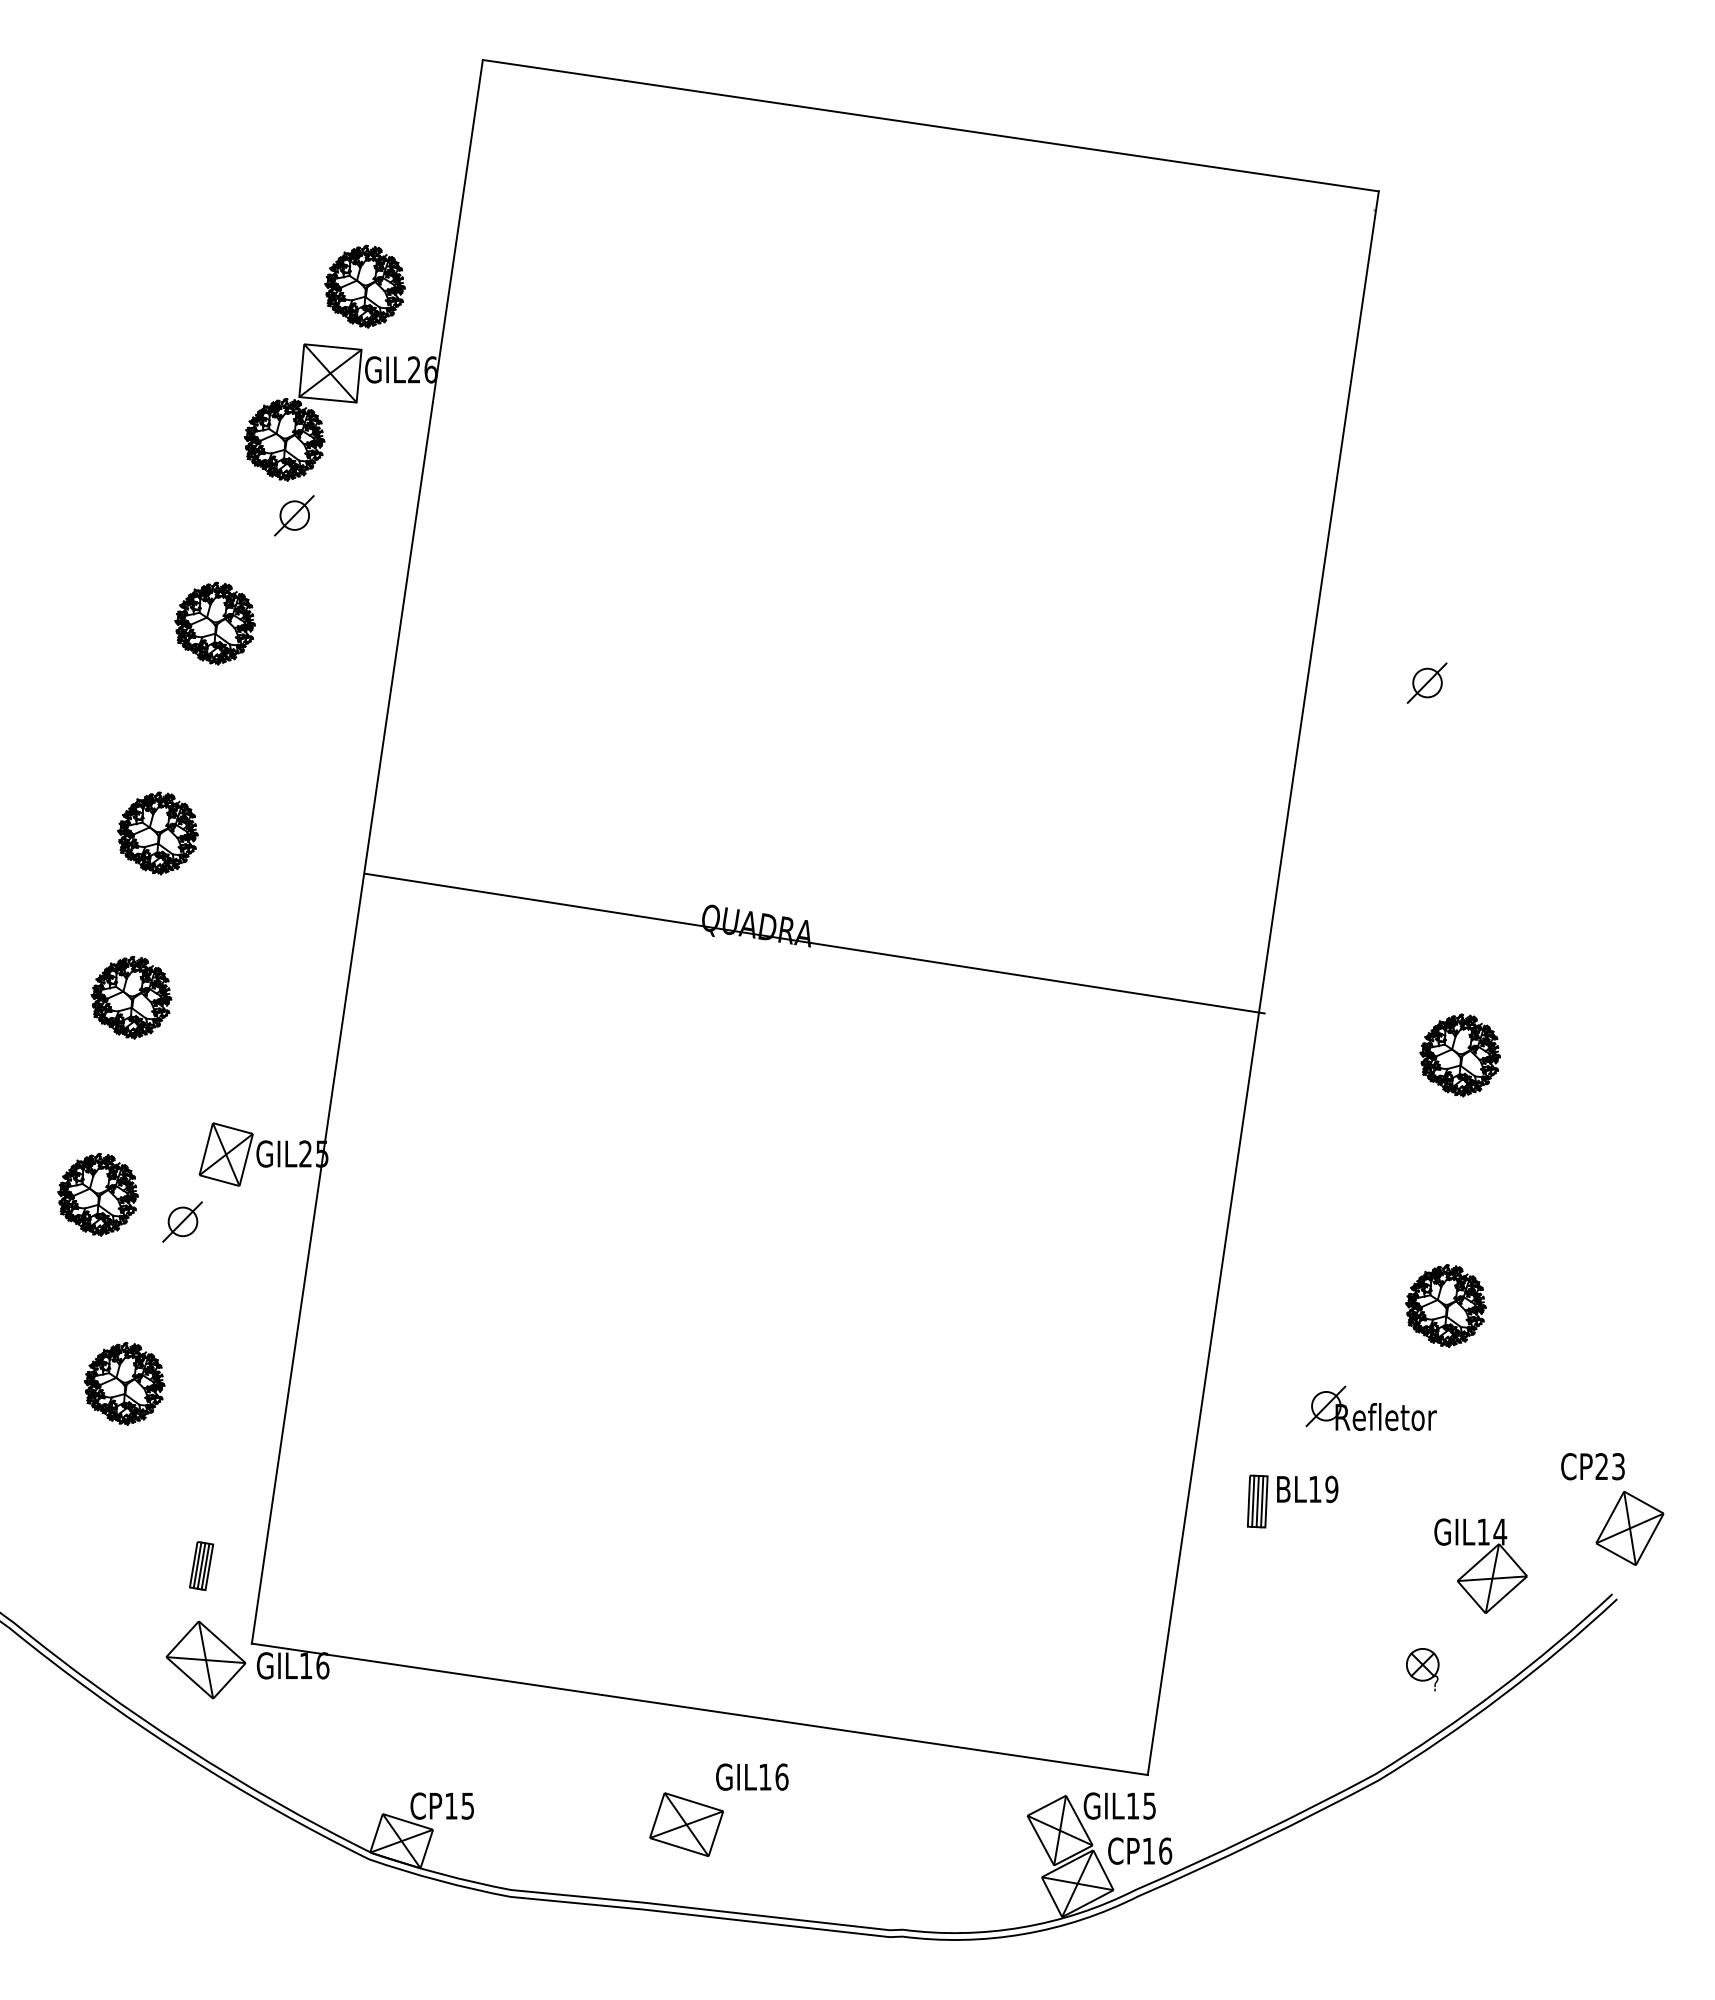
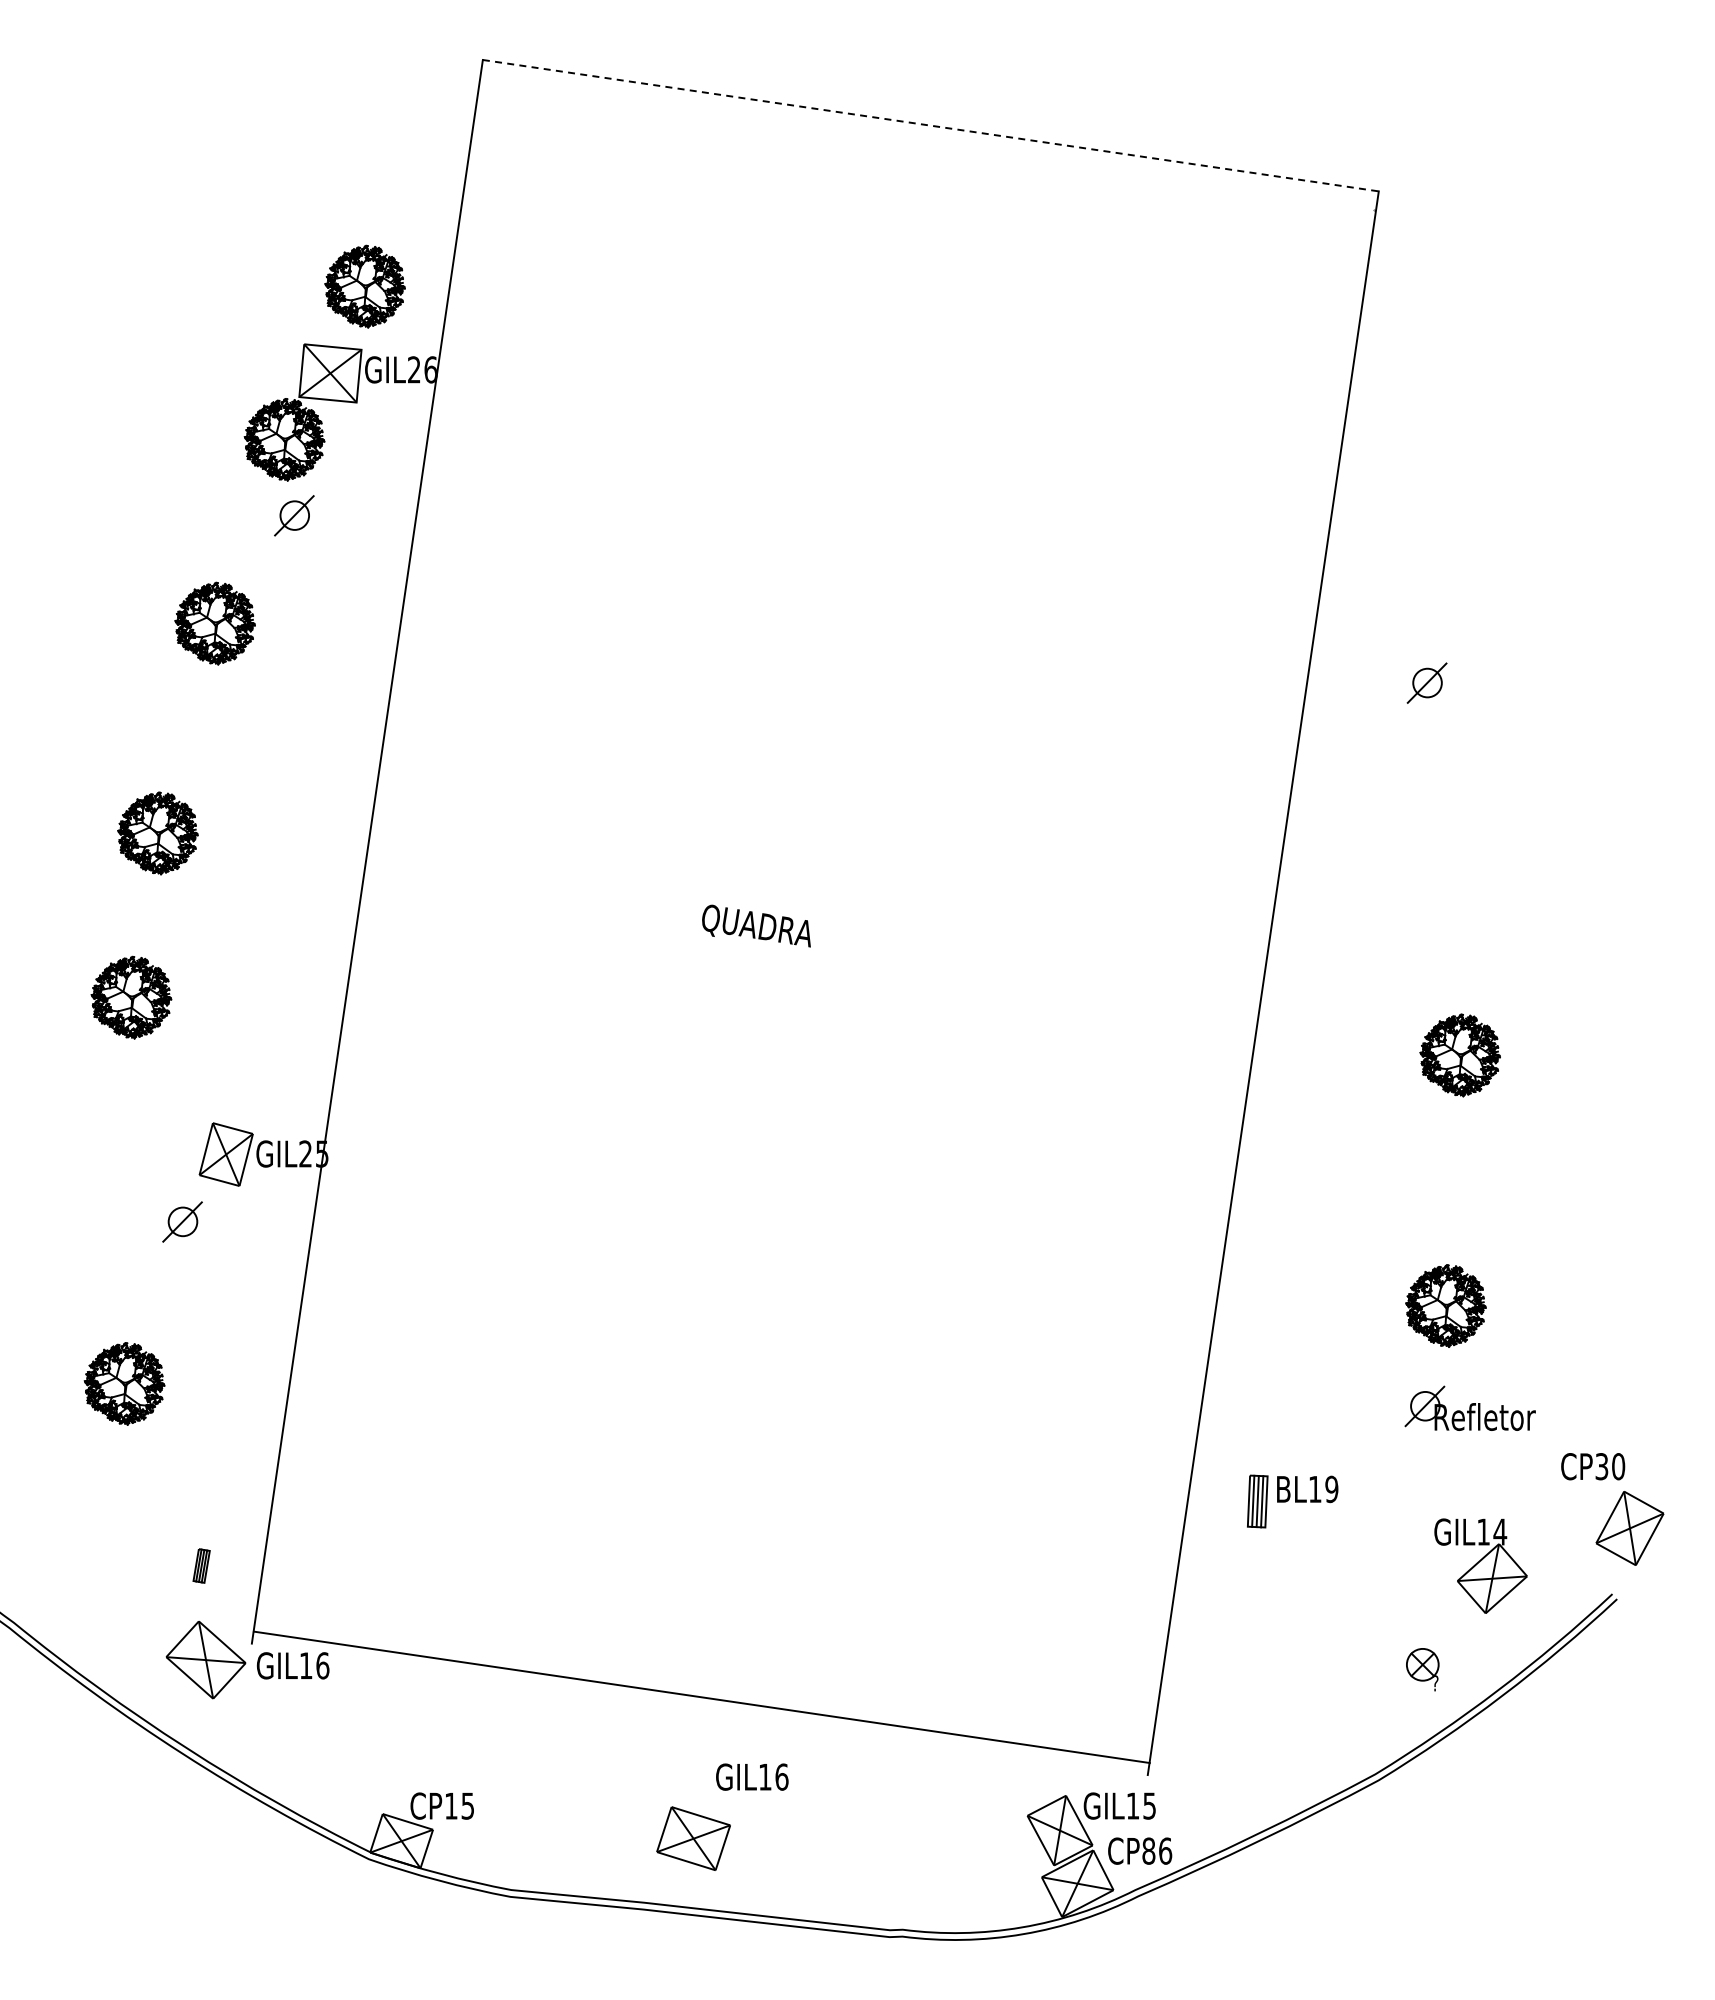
line: solid -> dashed (930, 125)
line: present -> none (814, 943)
part: present -> none (97, 1194)
part position: (1370, 1407) -> (1469, 1407) (1469, 1407)
text: CP23 -> CP30 (1610, 1466)
part size: 26x50 px -> 19x36 px (201, 1565)
line position: (699, 1709) -> (701, 1697) (701, 1697)
part position: (686, 1824) -> (693, 1838) (693, 1838)
text: CP16 -> CP86 (1148, 1850)
